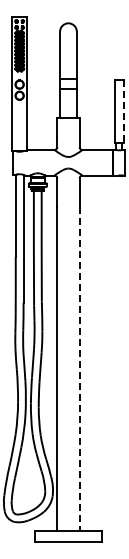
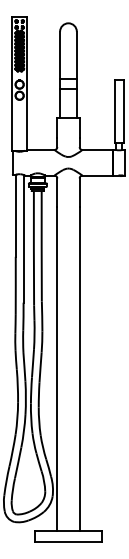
line: dashed -> solid (123, 112)
line: dashed -> solid (79, 369)
